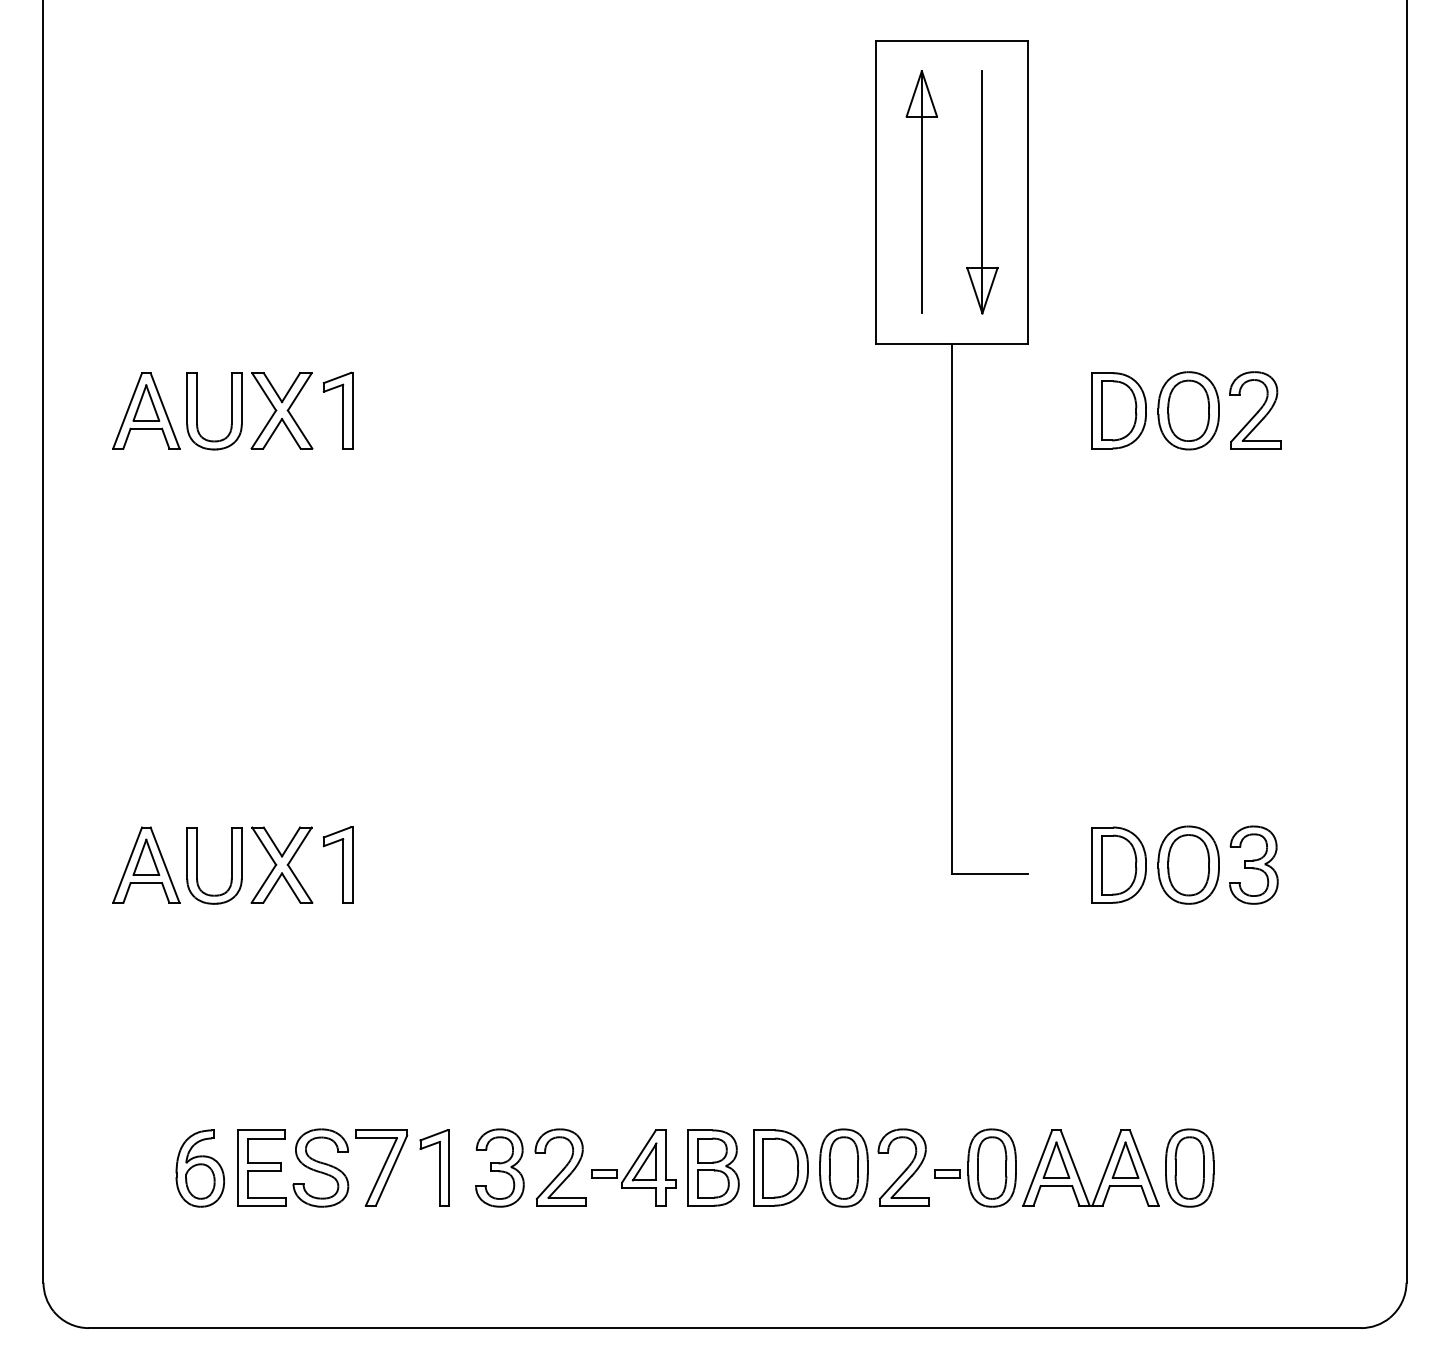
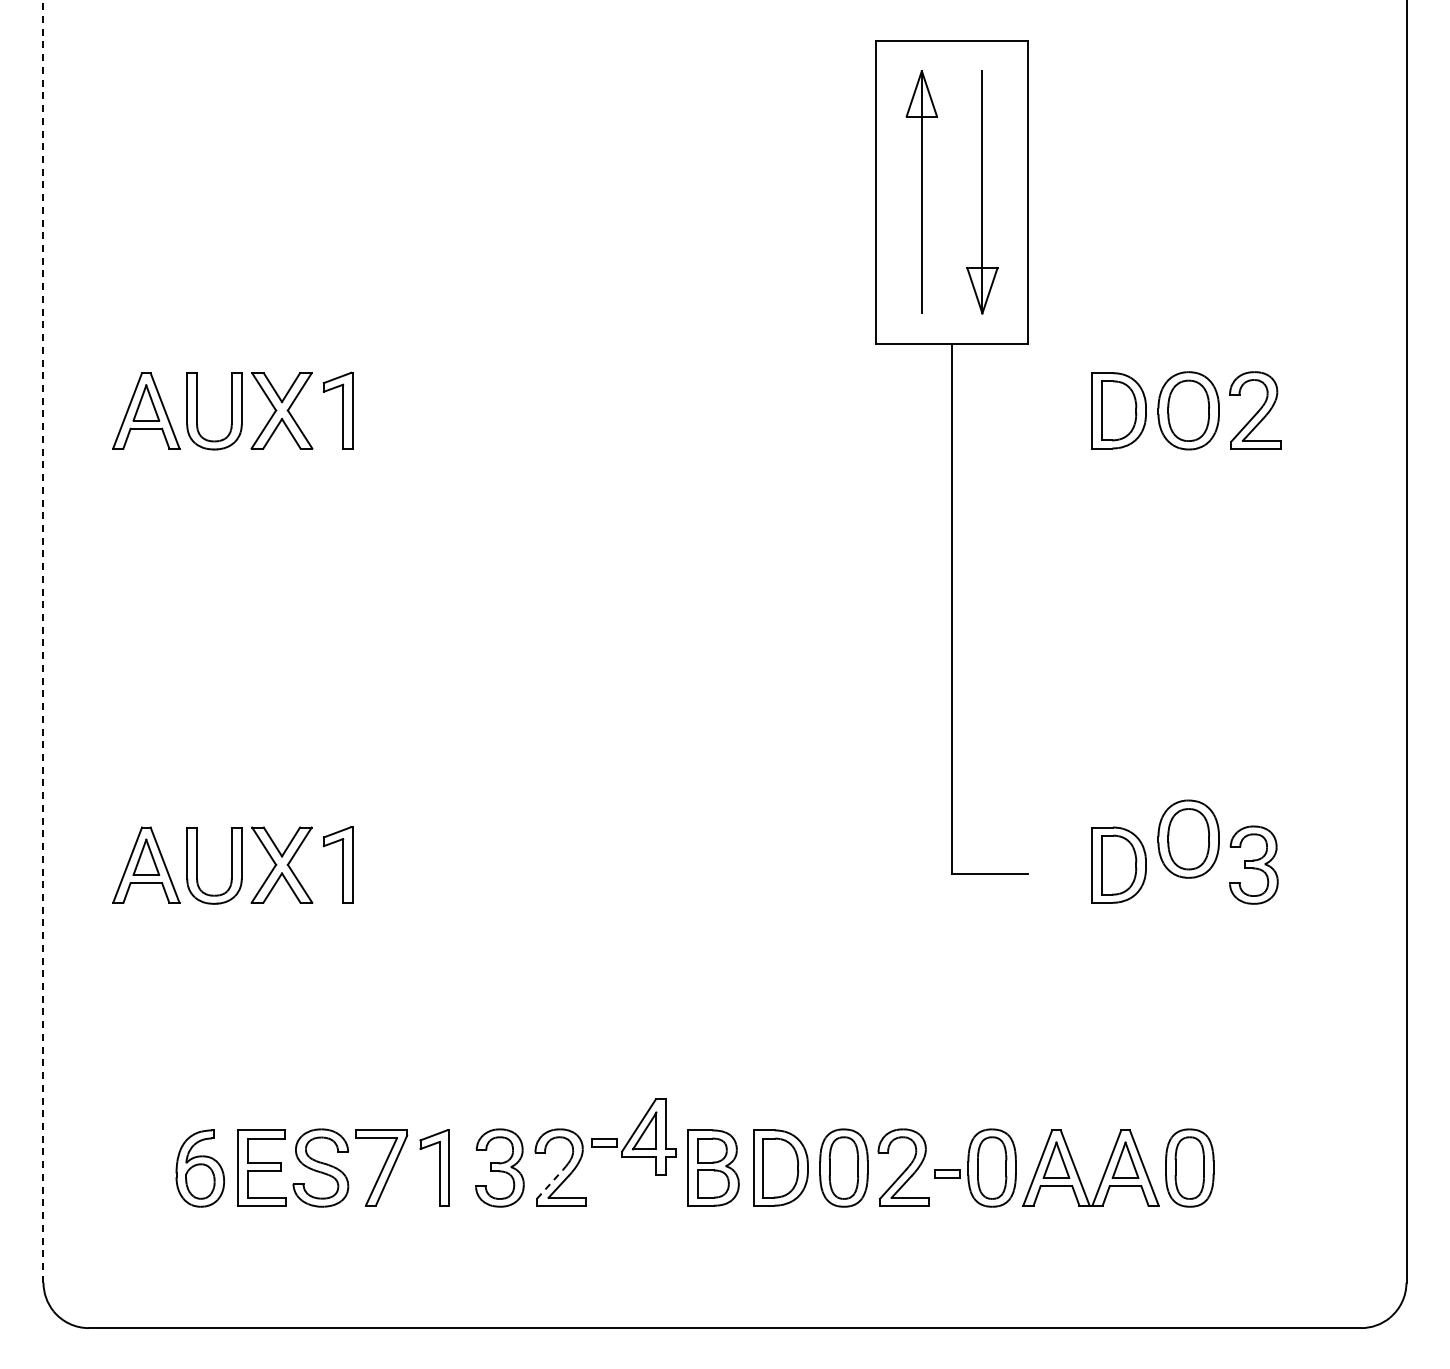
line: solid -> dashed (43, 641)
part position: (1188, 864) -> (1188, 838) (1188, 838)
part position: (633, 1167) -> (633, 1136) (633, 1136)
line: solid -> dashed (550, 1184)
